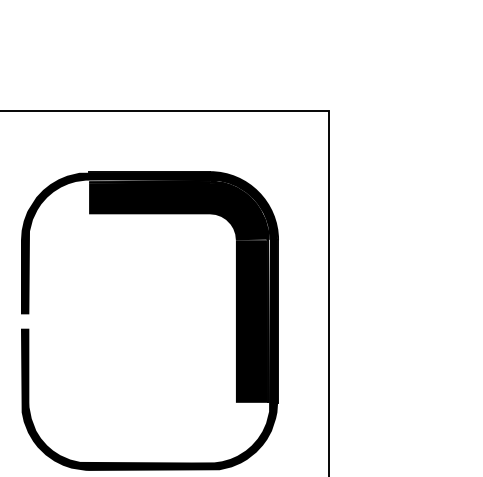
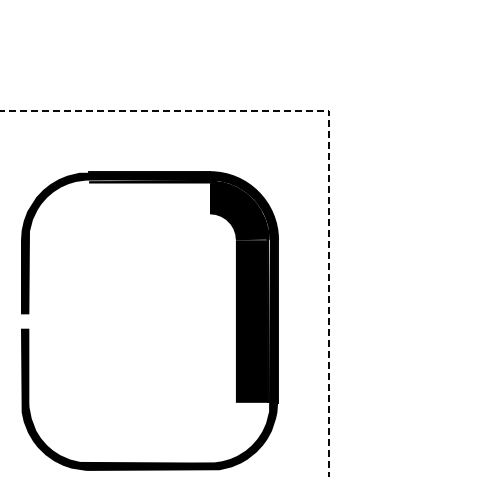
line: solid -> dashed (329, 128)
fill: present -> none (149, 198)
